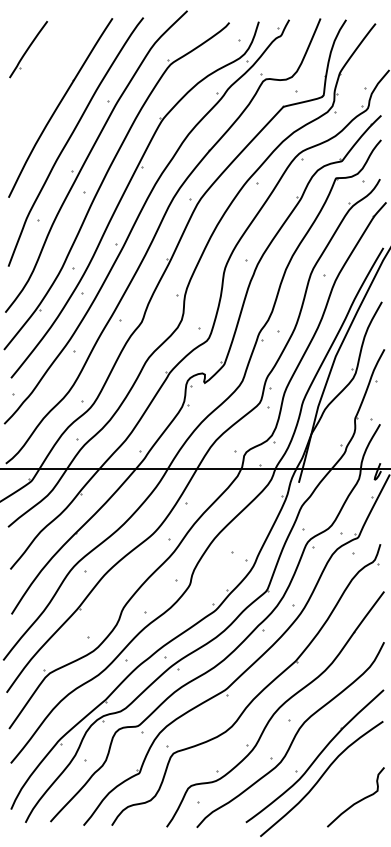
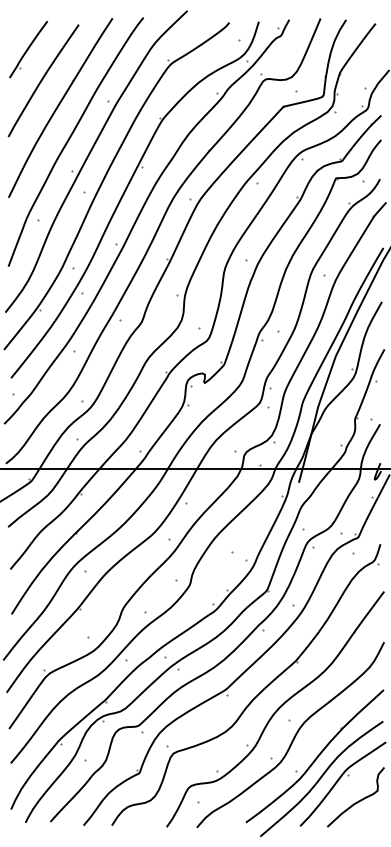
curve: none -> present (43, 79)
part: none -> present (342, 783)
